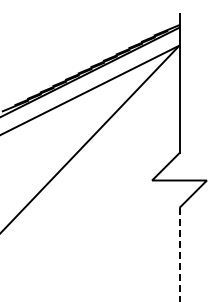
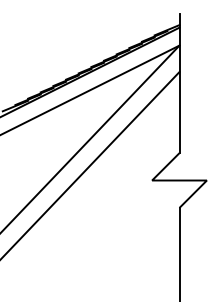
line: none -> present (90, 164)
line: dashed -> solid (179, 254)
